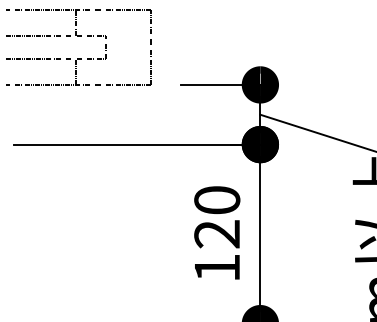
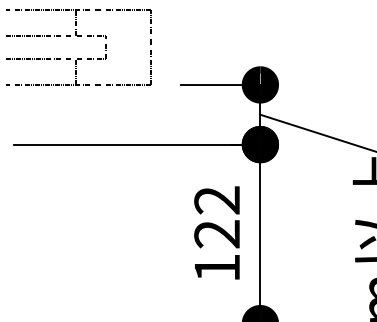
text: 120 -> 122 (217, 200)
